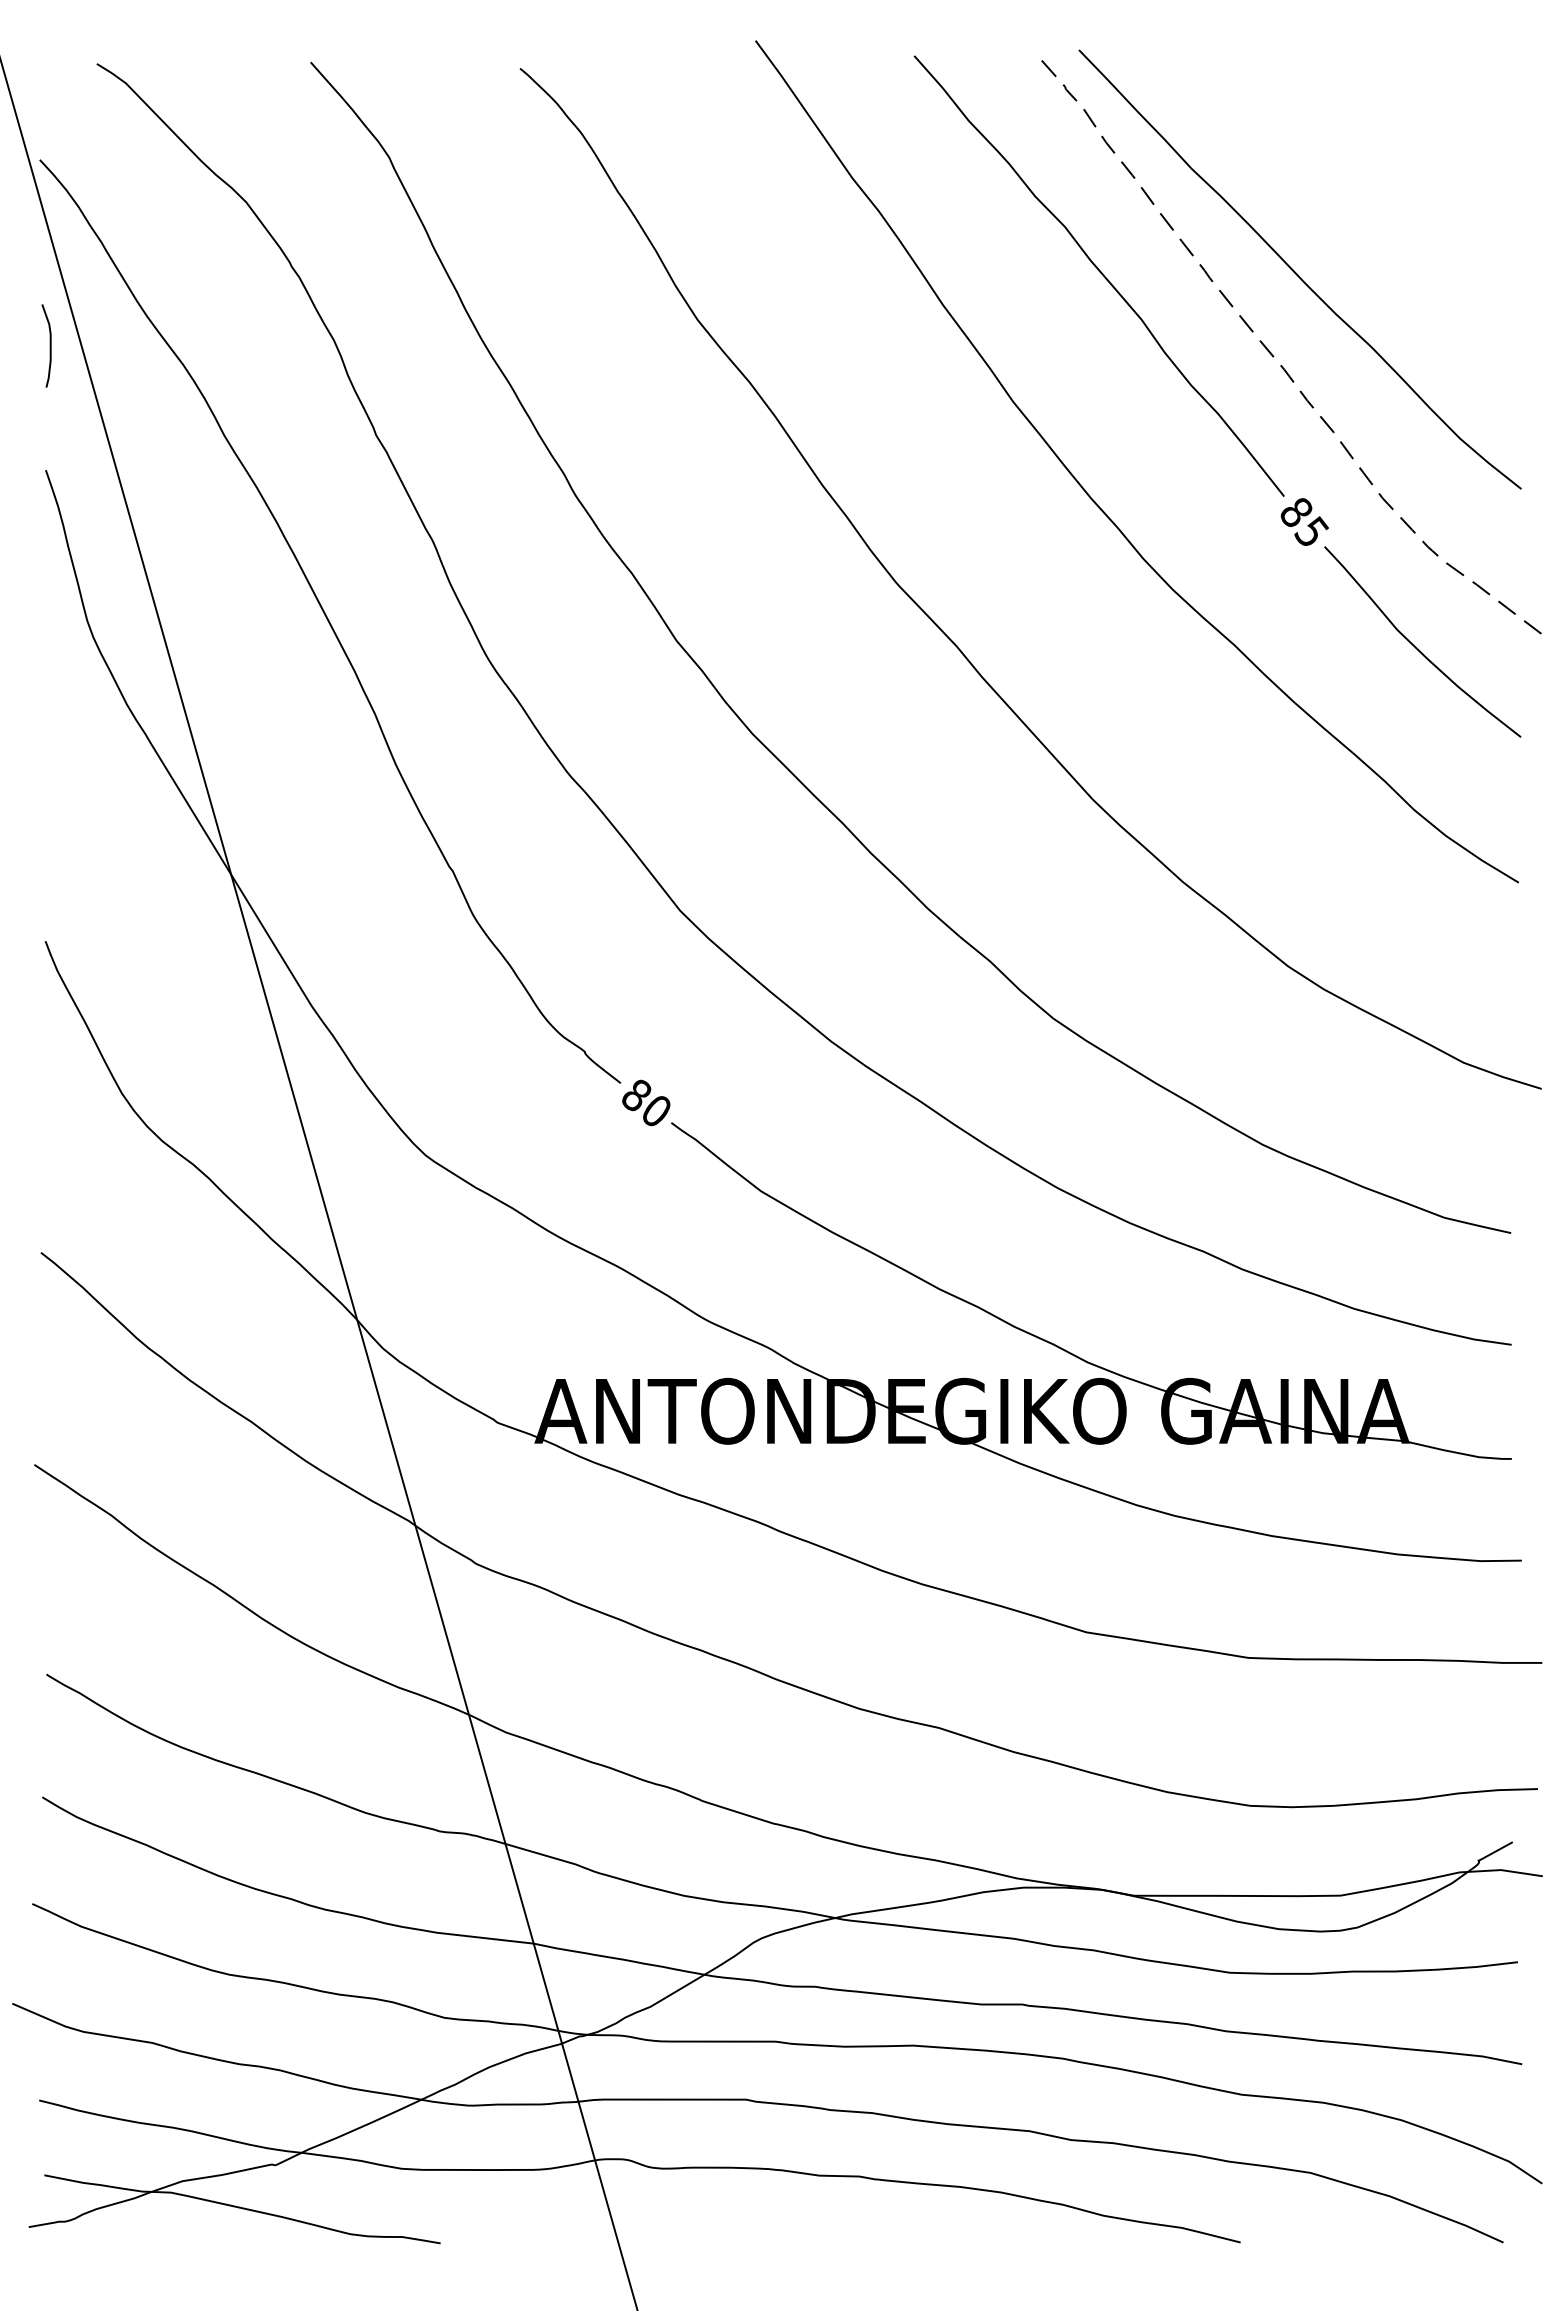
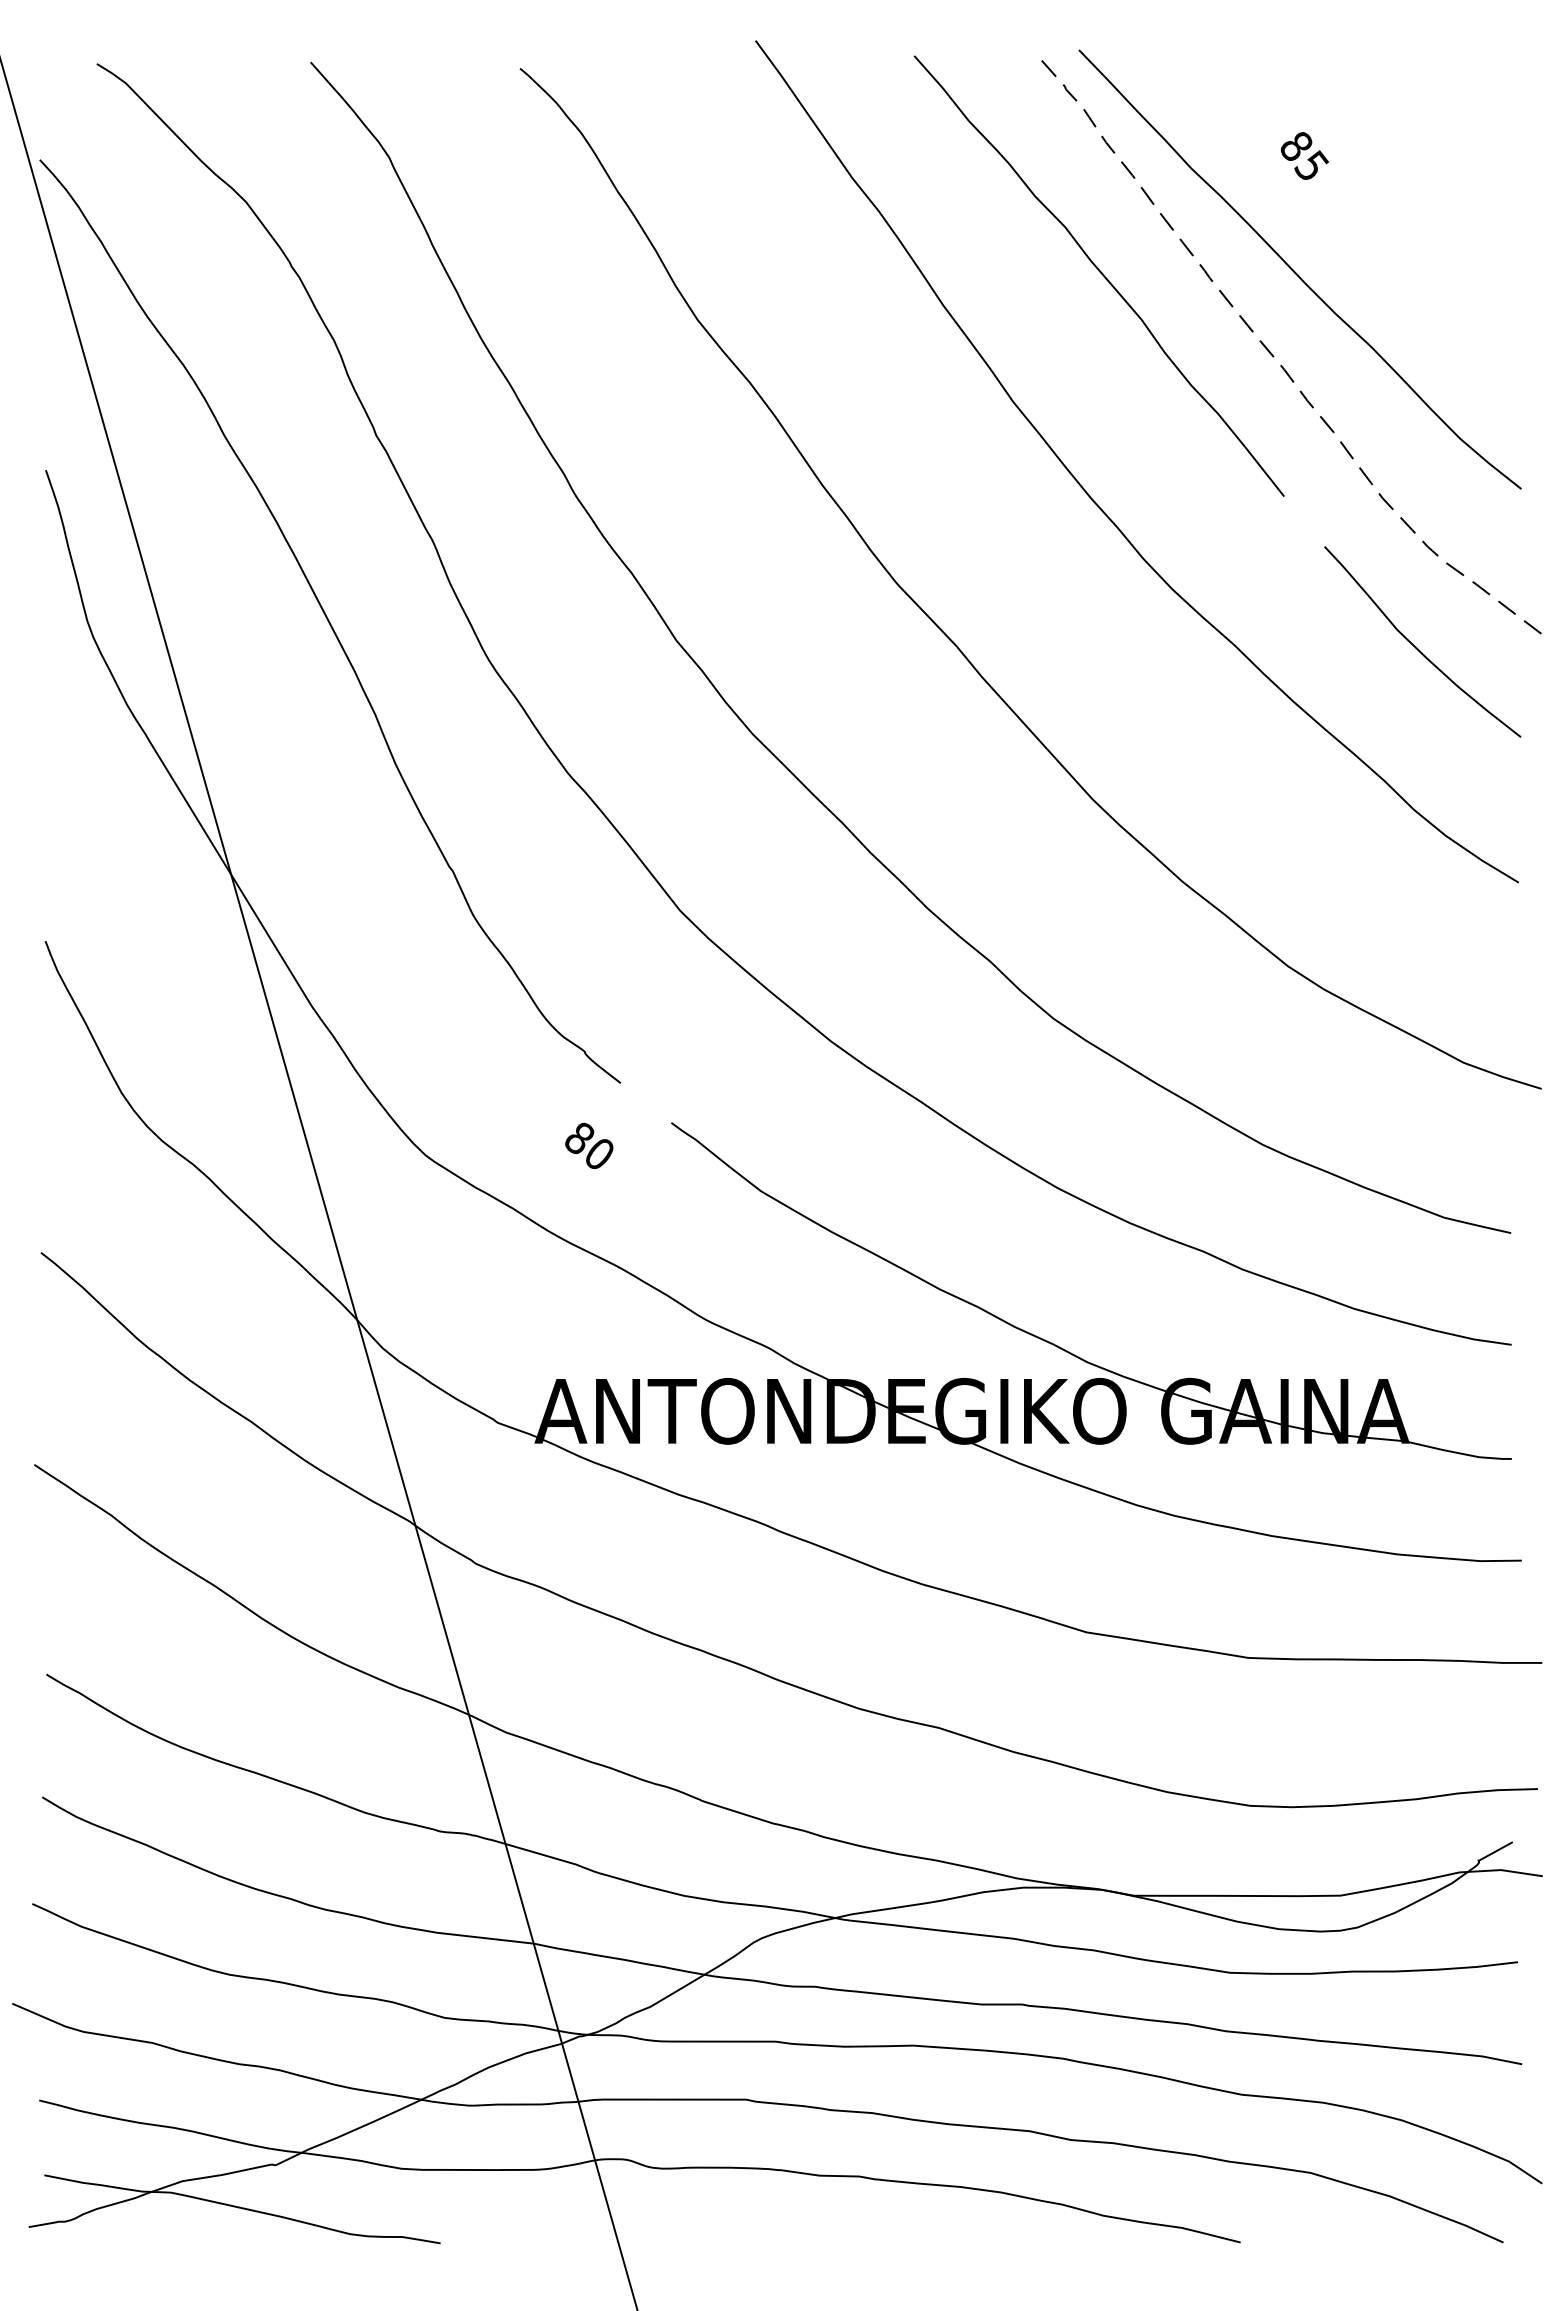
curve: present -> none (49, 345)
text position: (1304, 521) -> (1304, 155) (1304, 155)
text position: (646, 1102) -> (589, 1145) (589, 1145)
